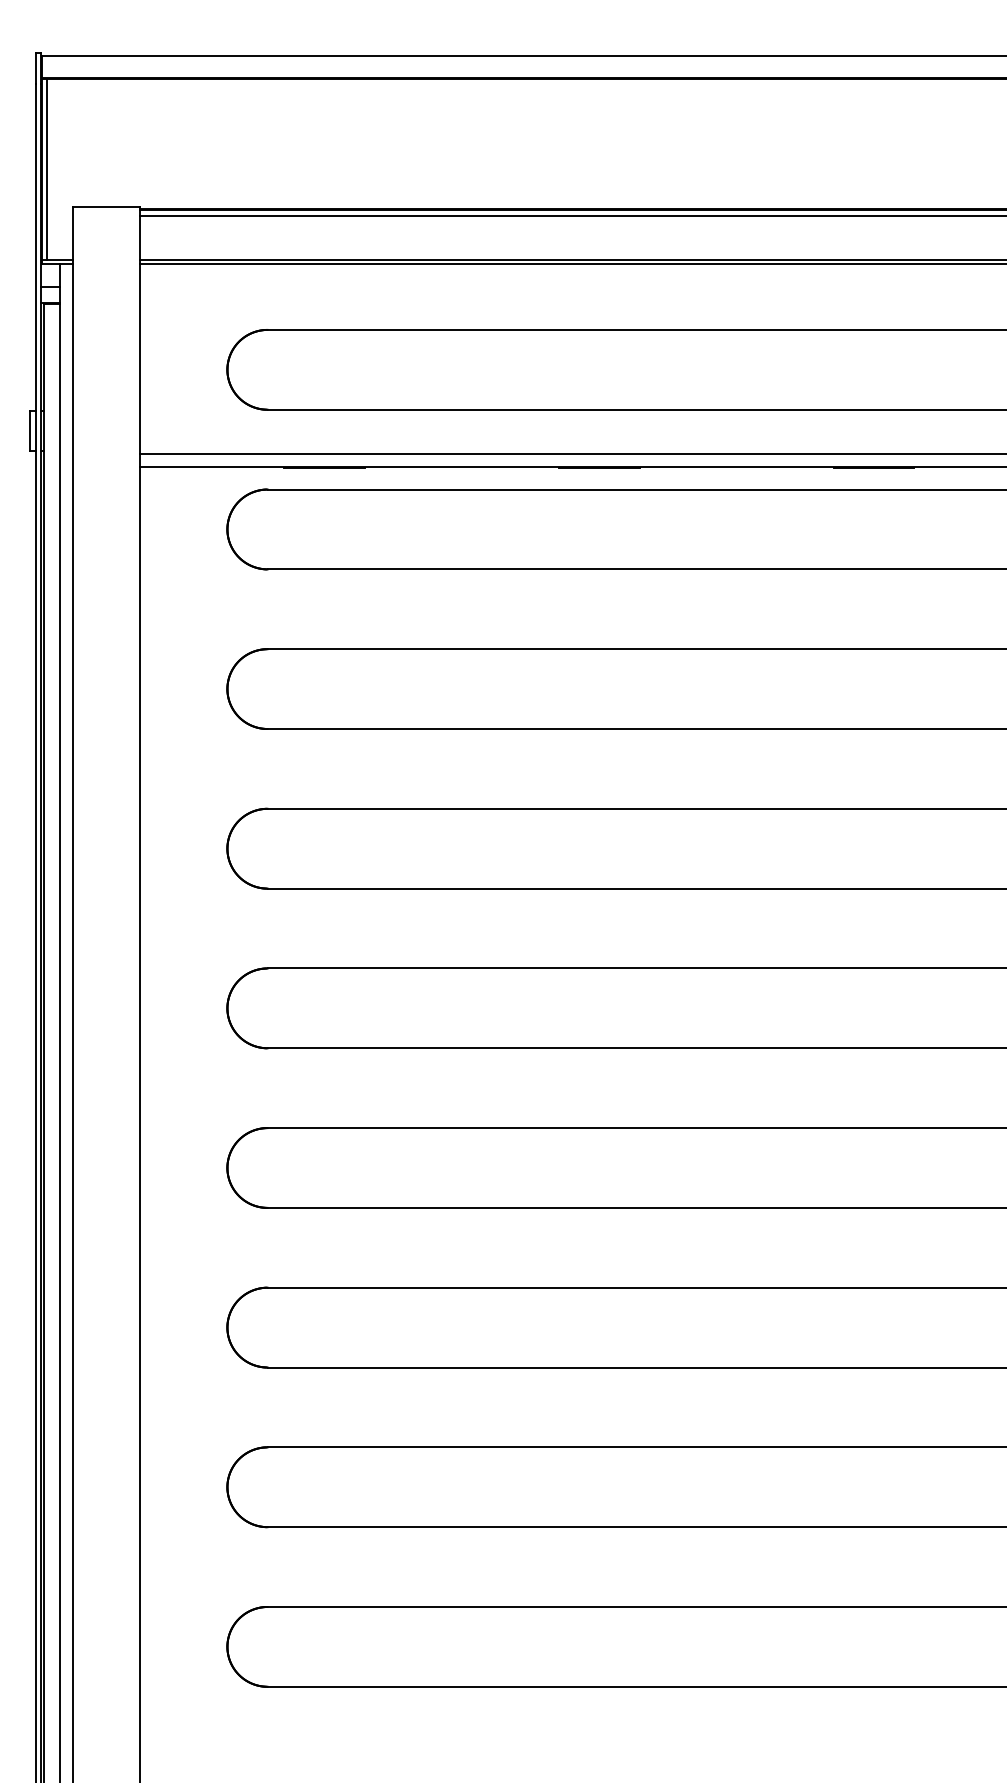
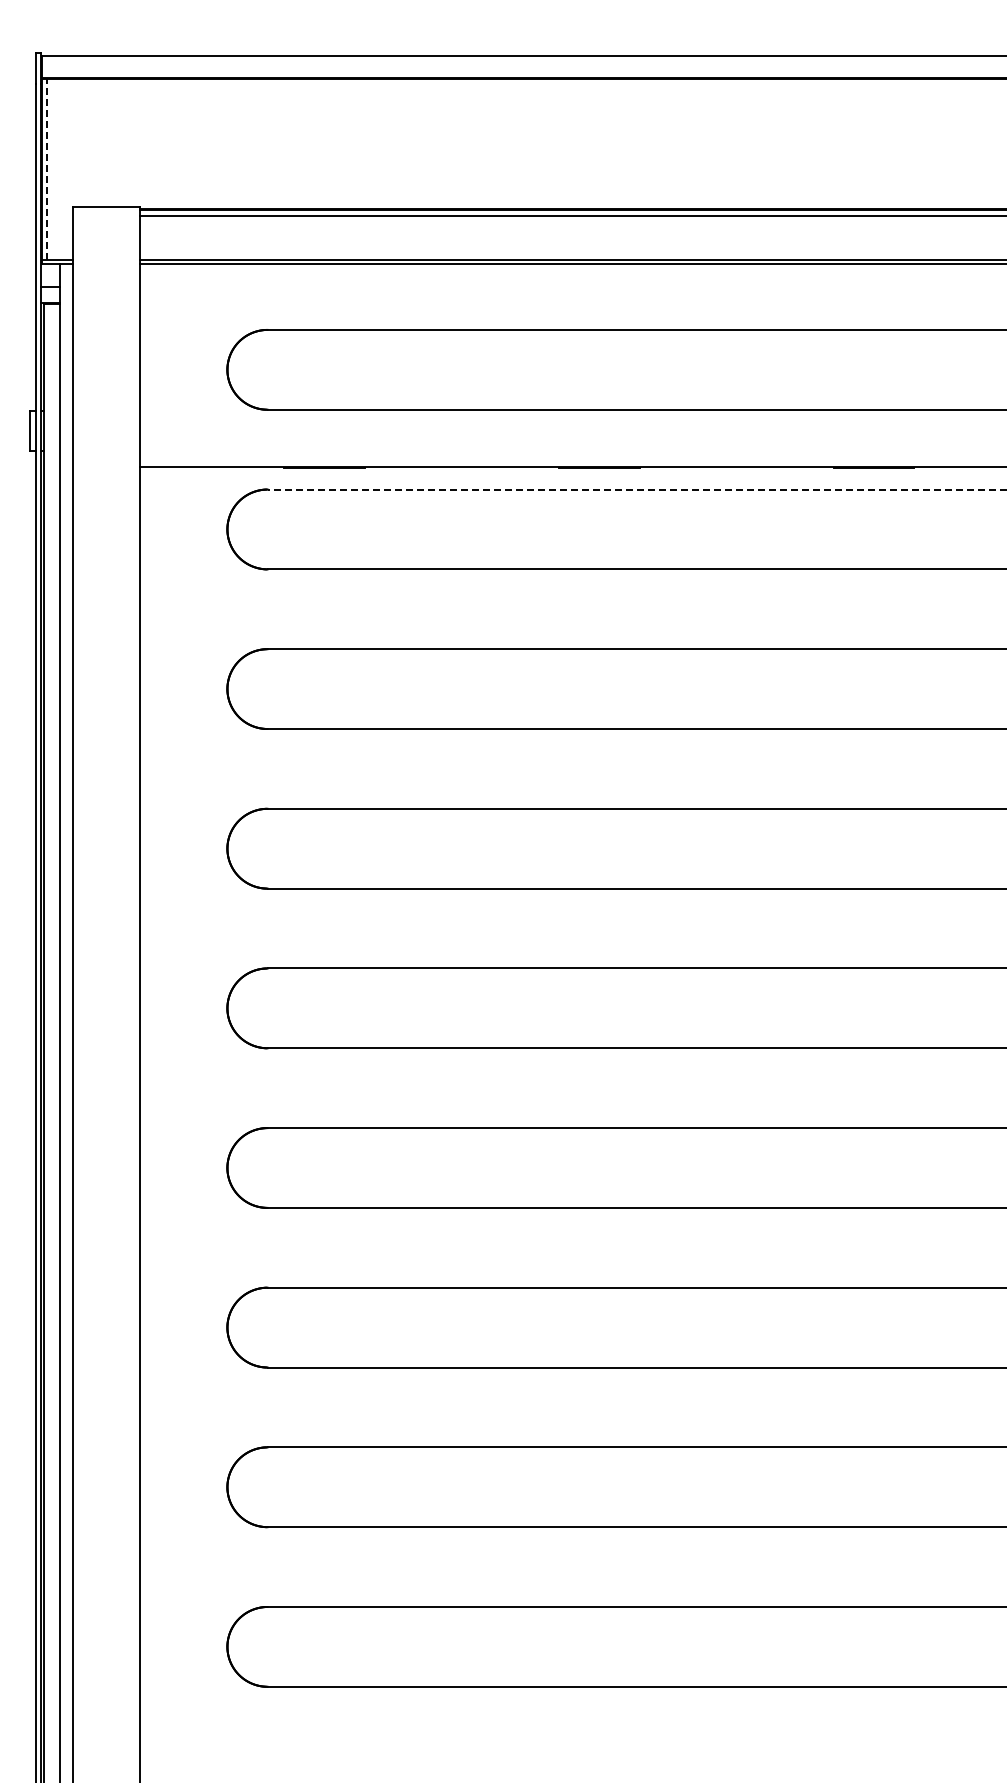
line: solid -> dashed (46, 168)
line: present -> none (571, 454)
line: solid -> dashed (636, 489)
